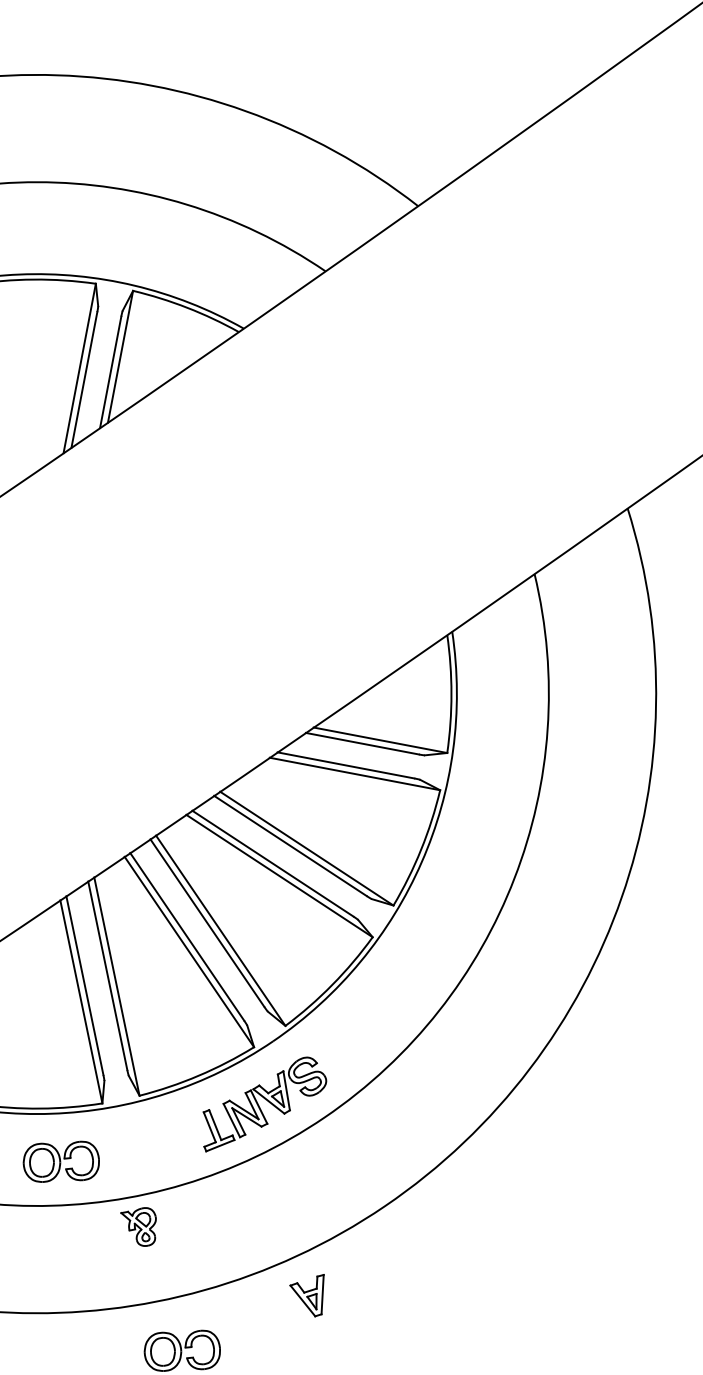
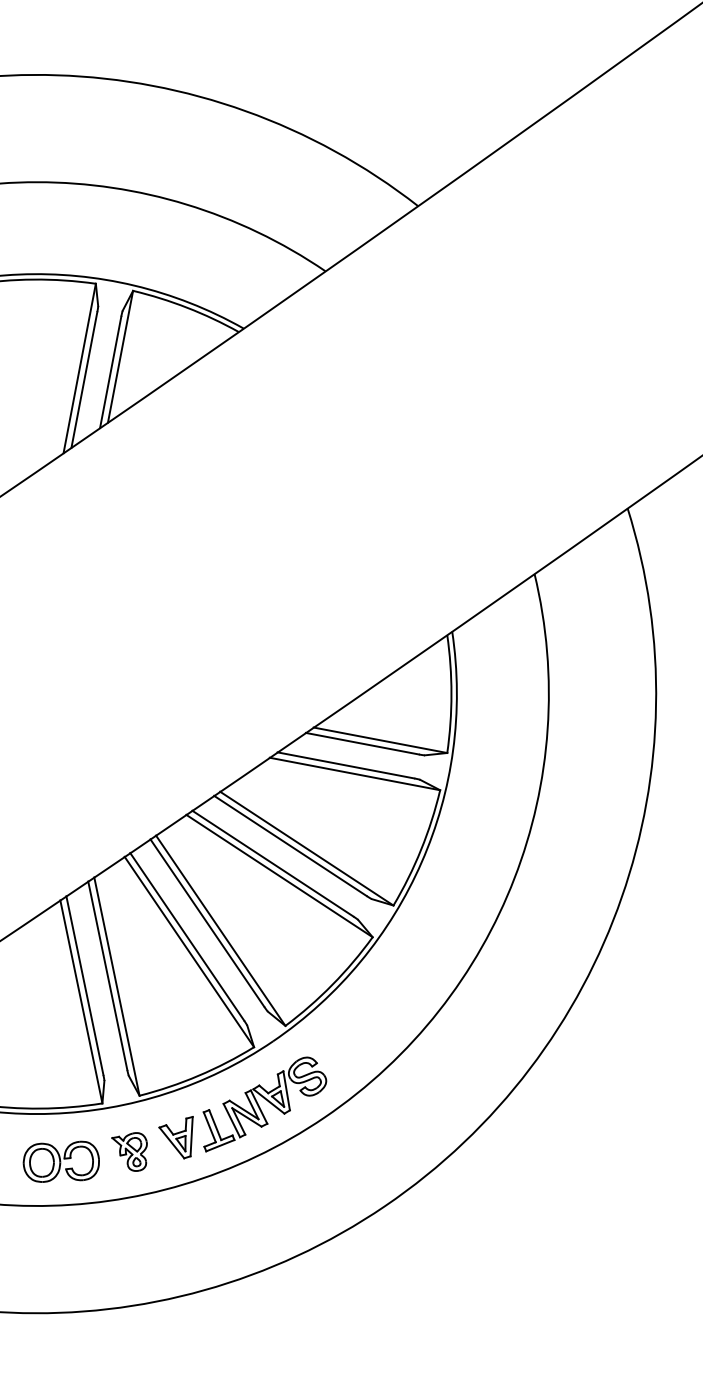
part position: (138, 1226) -> (129, 1151) (129, 1151)
part position: (306, 1295) -> (175, 1137) (175, 1137)
part: present -> none (181, 1350)
